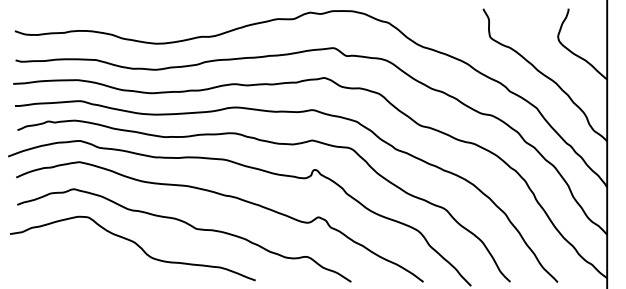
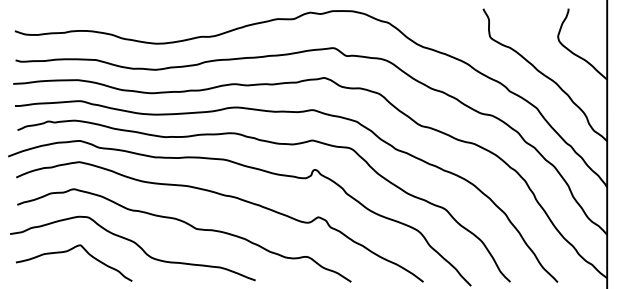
curve: none -> present (69, 251)
